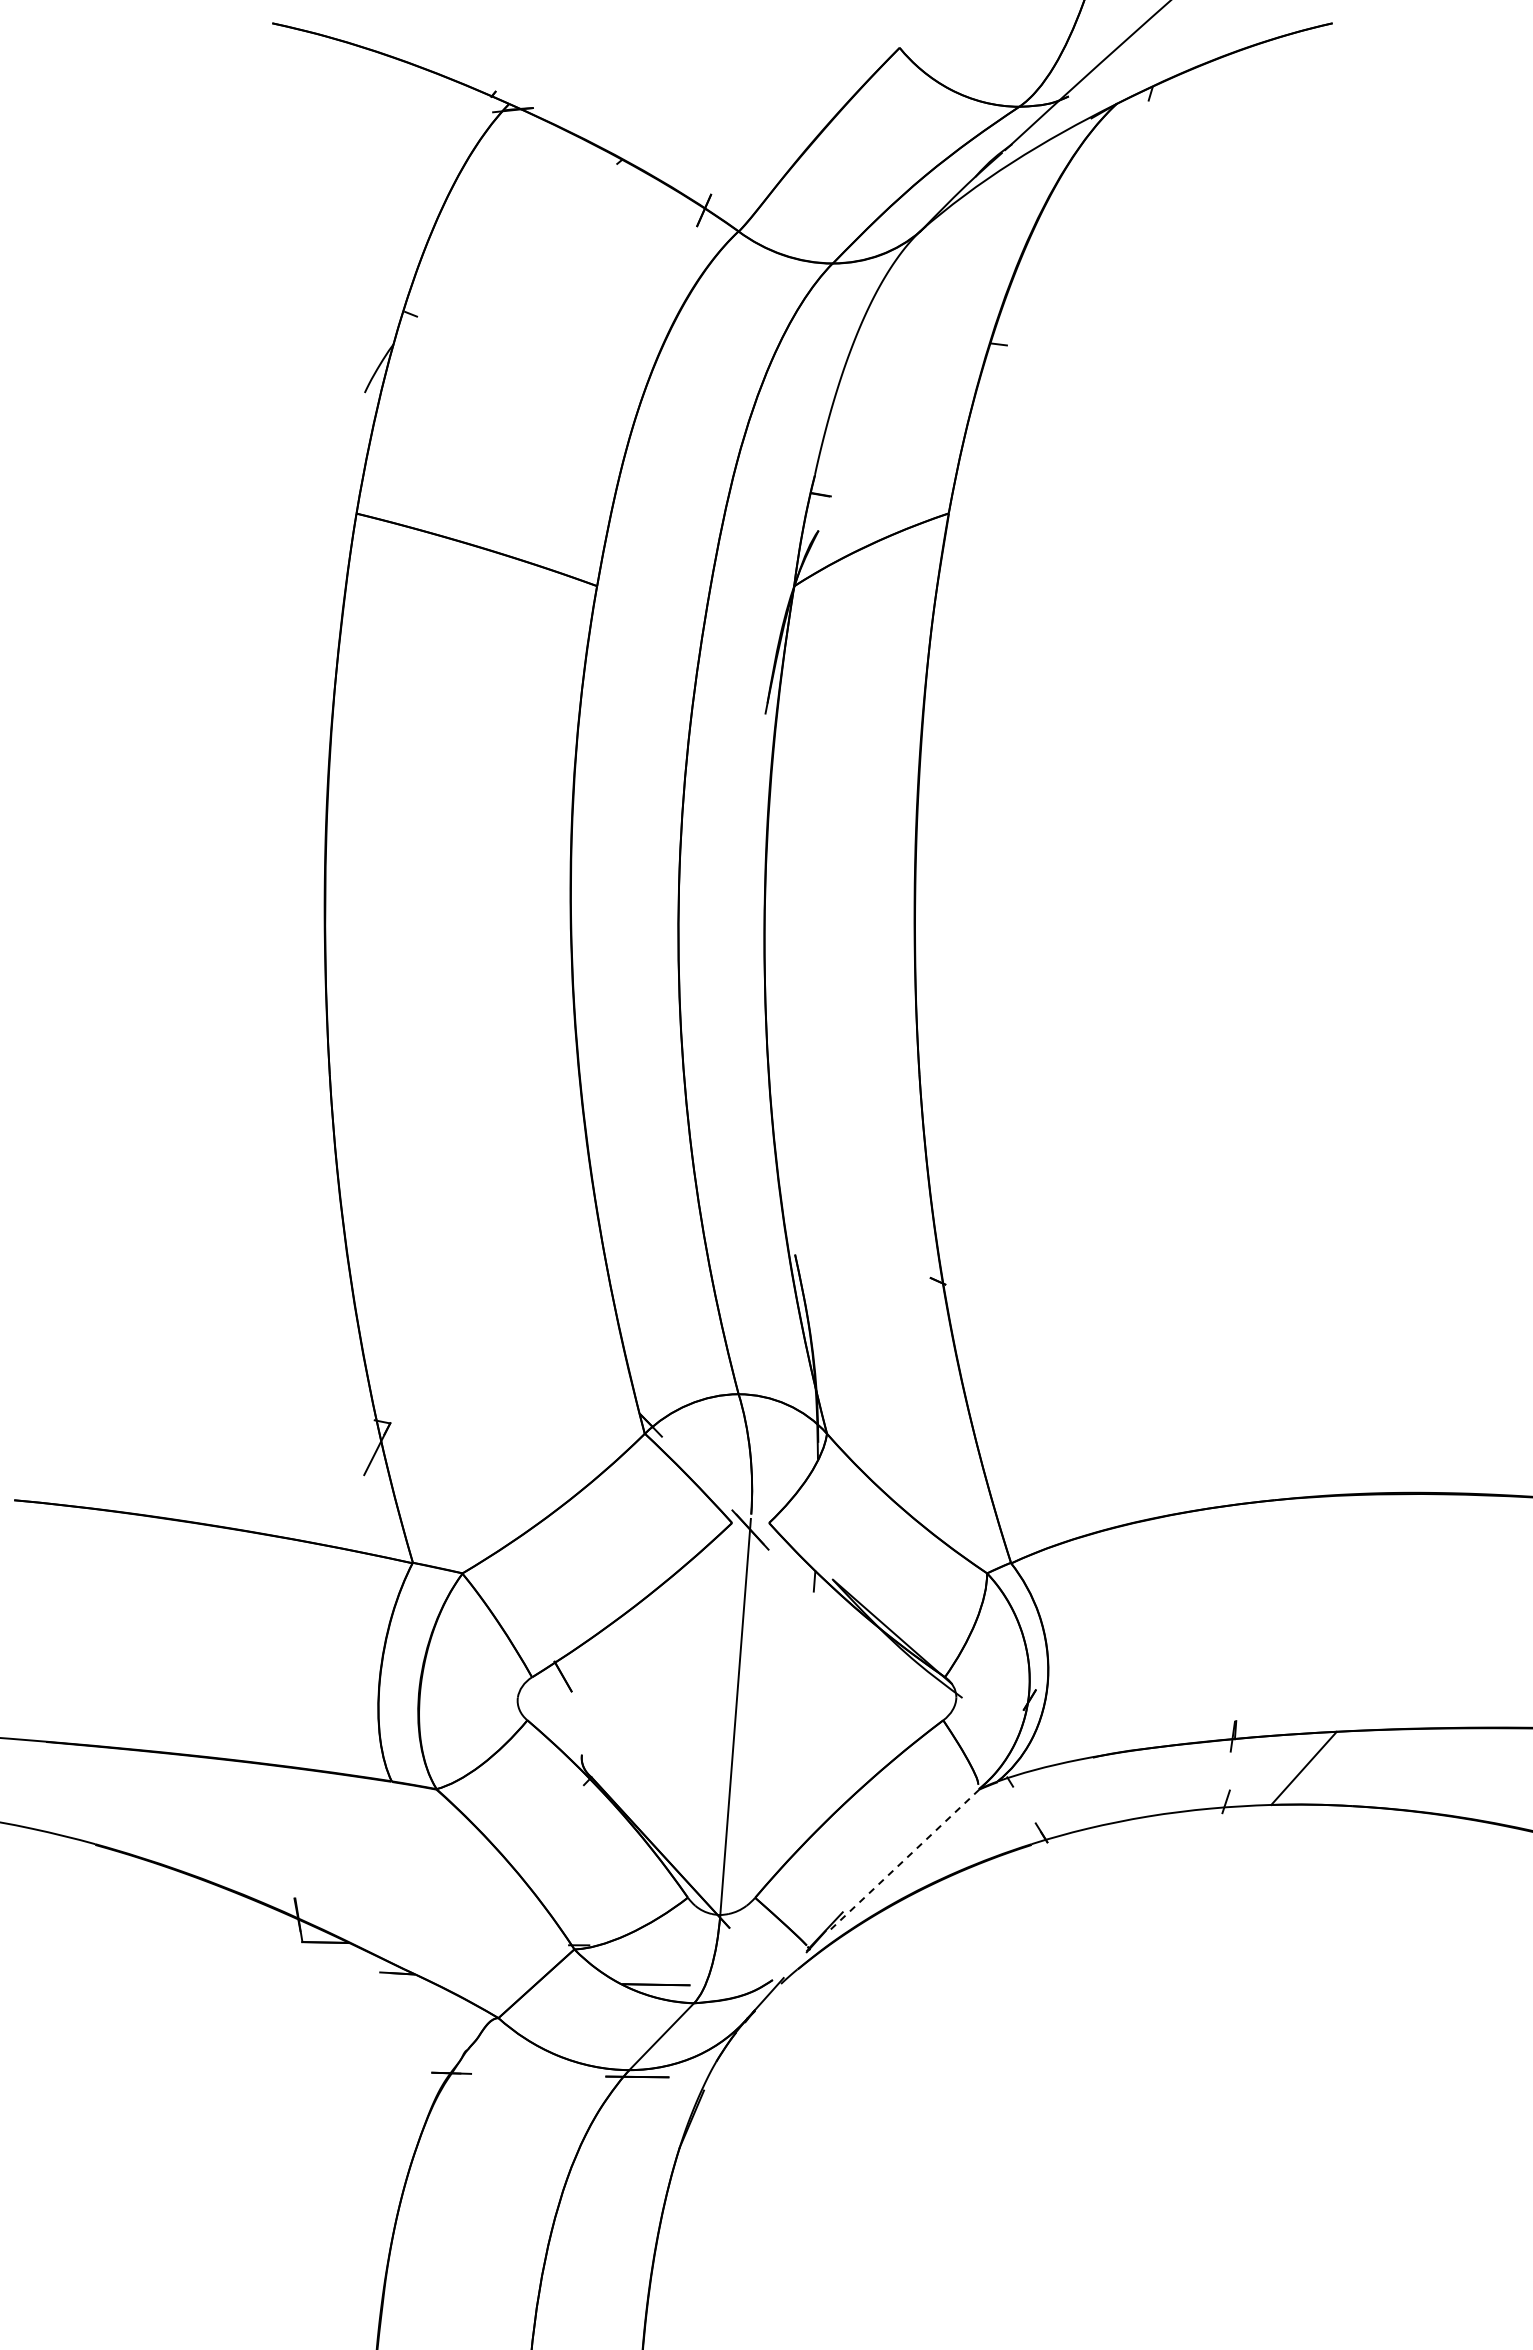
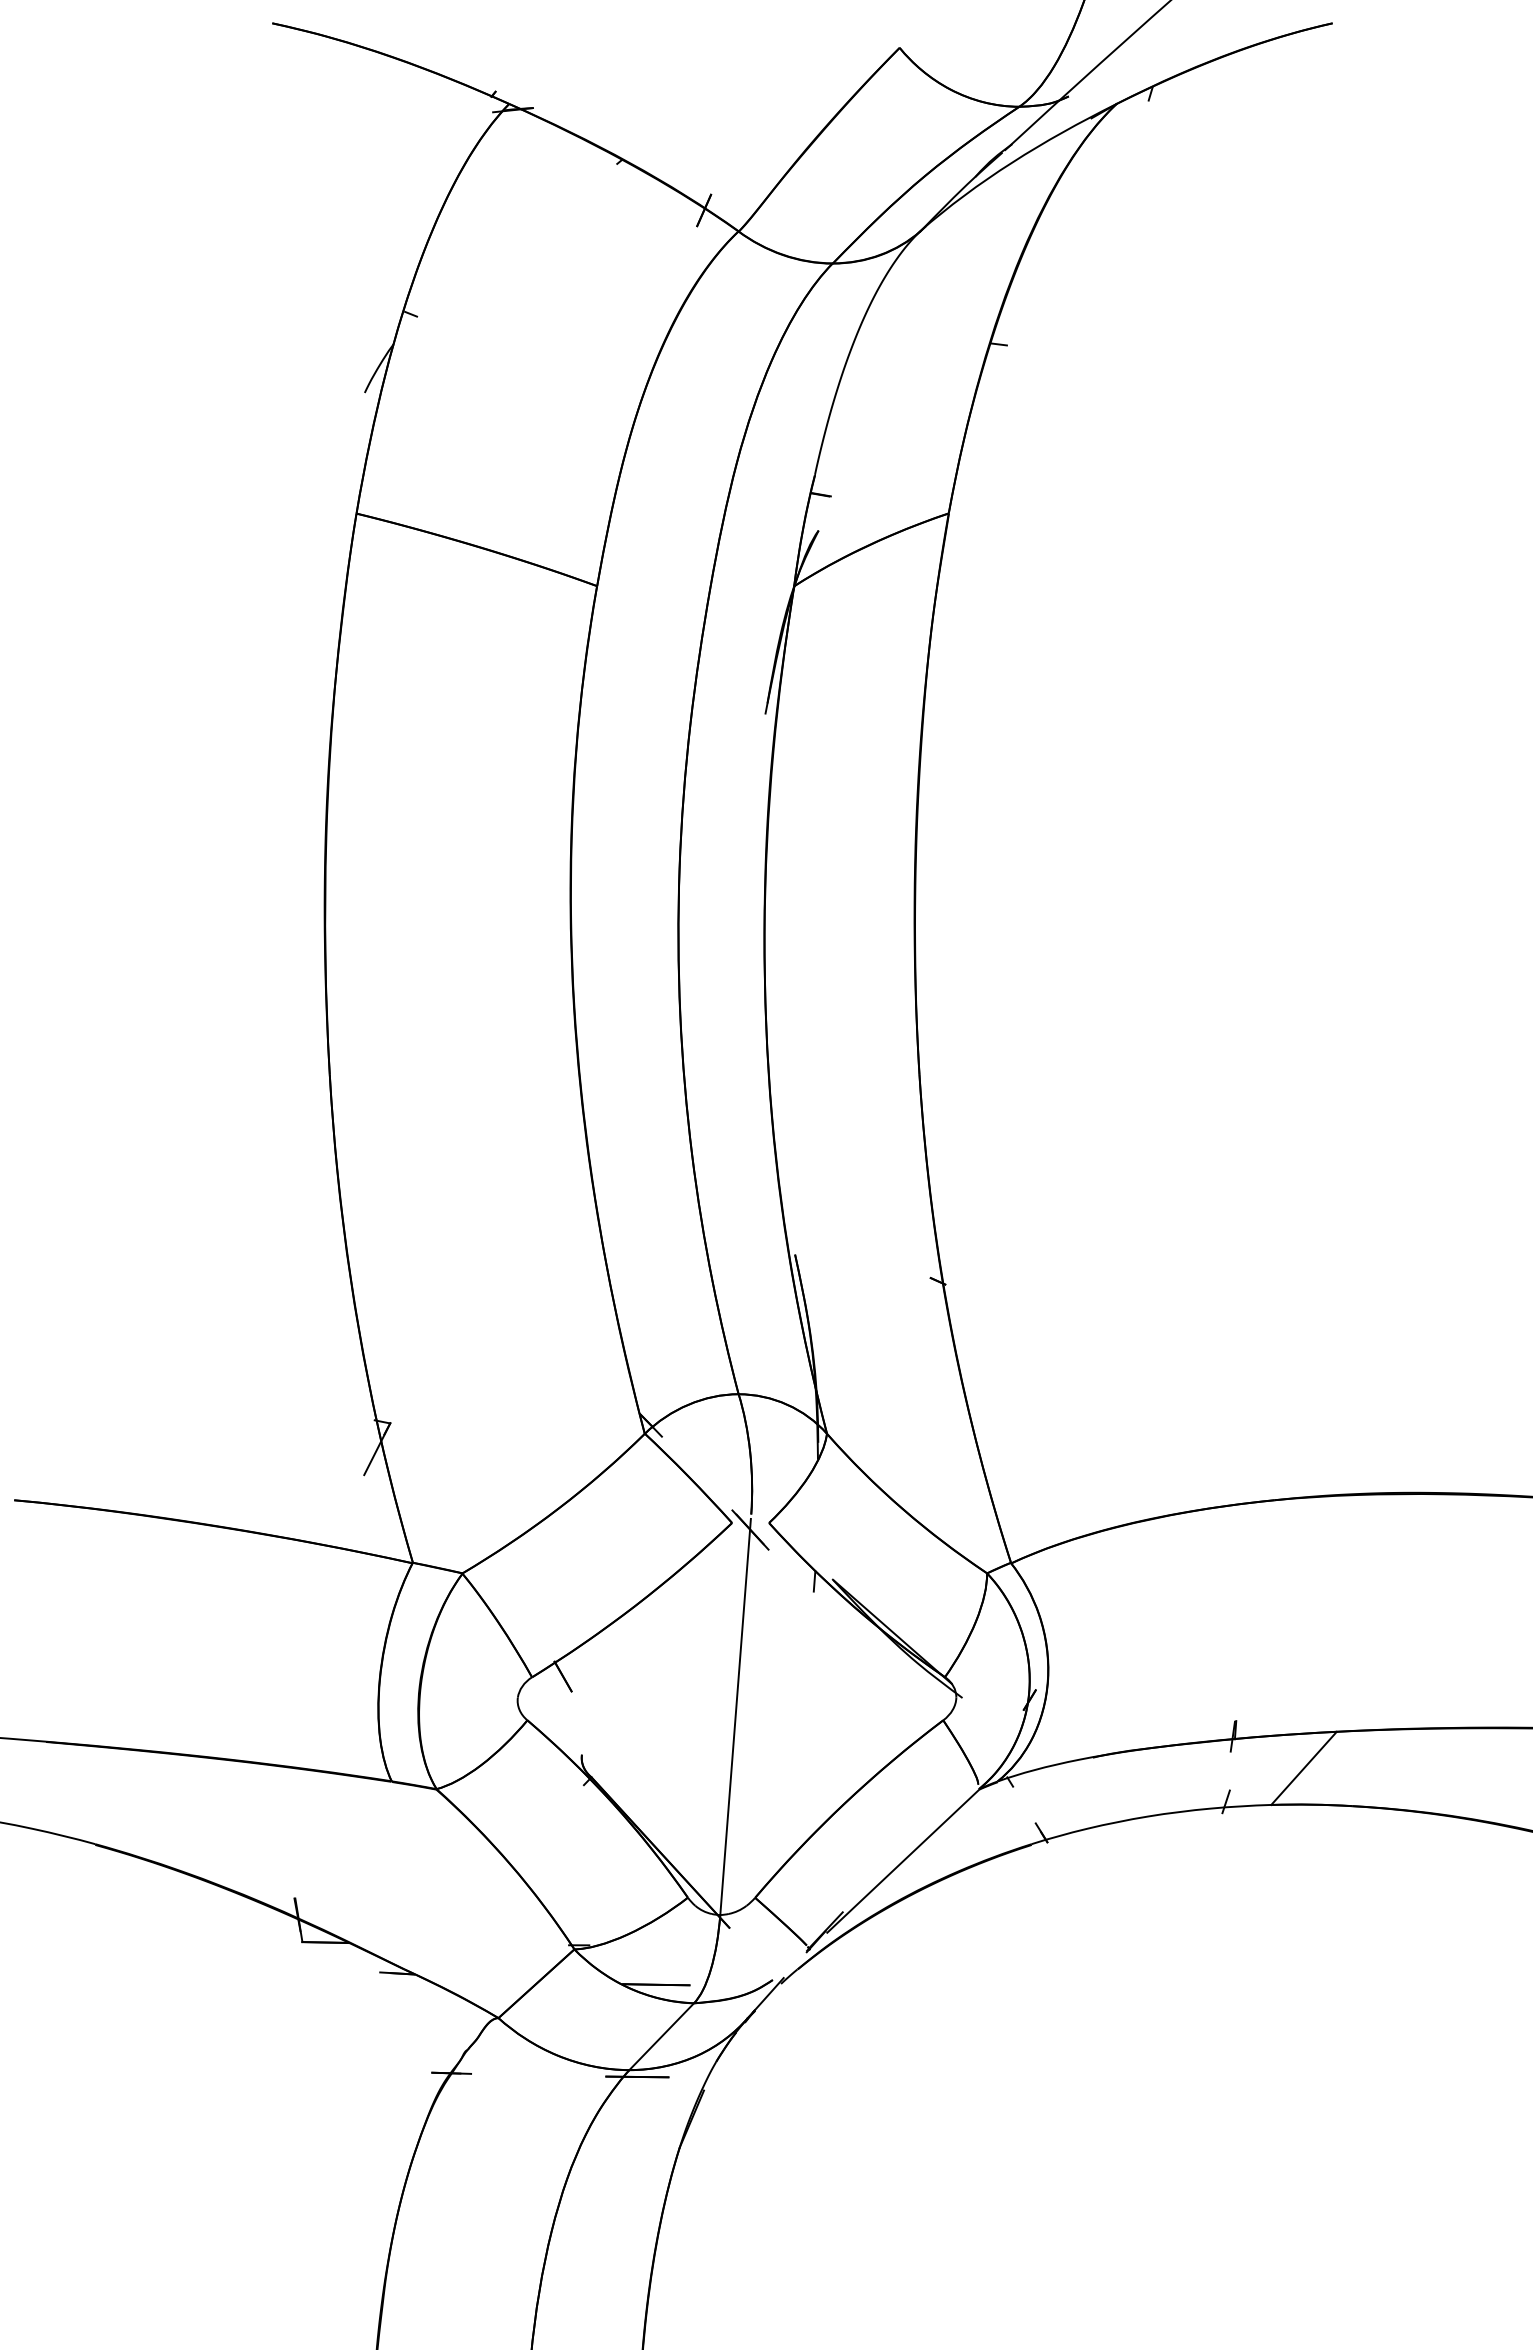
line: dashed -> solid (902, 1861)
